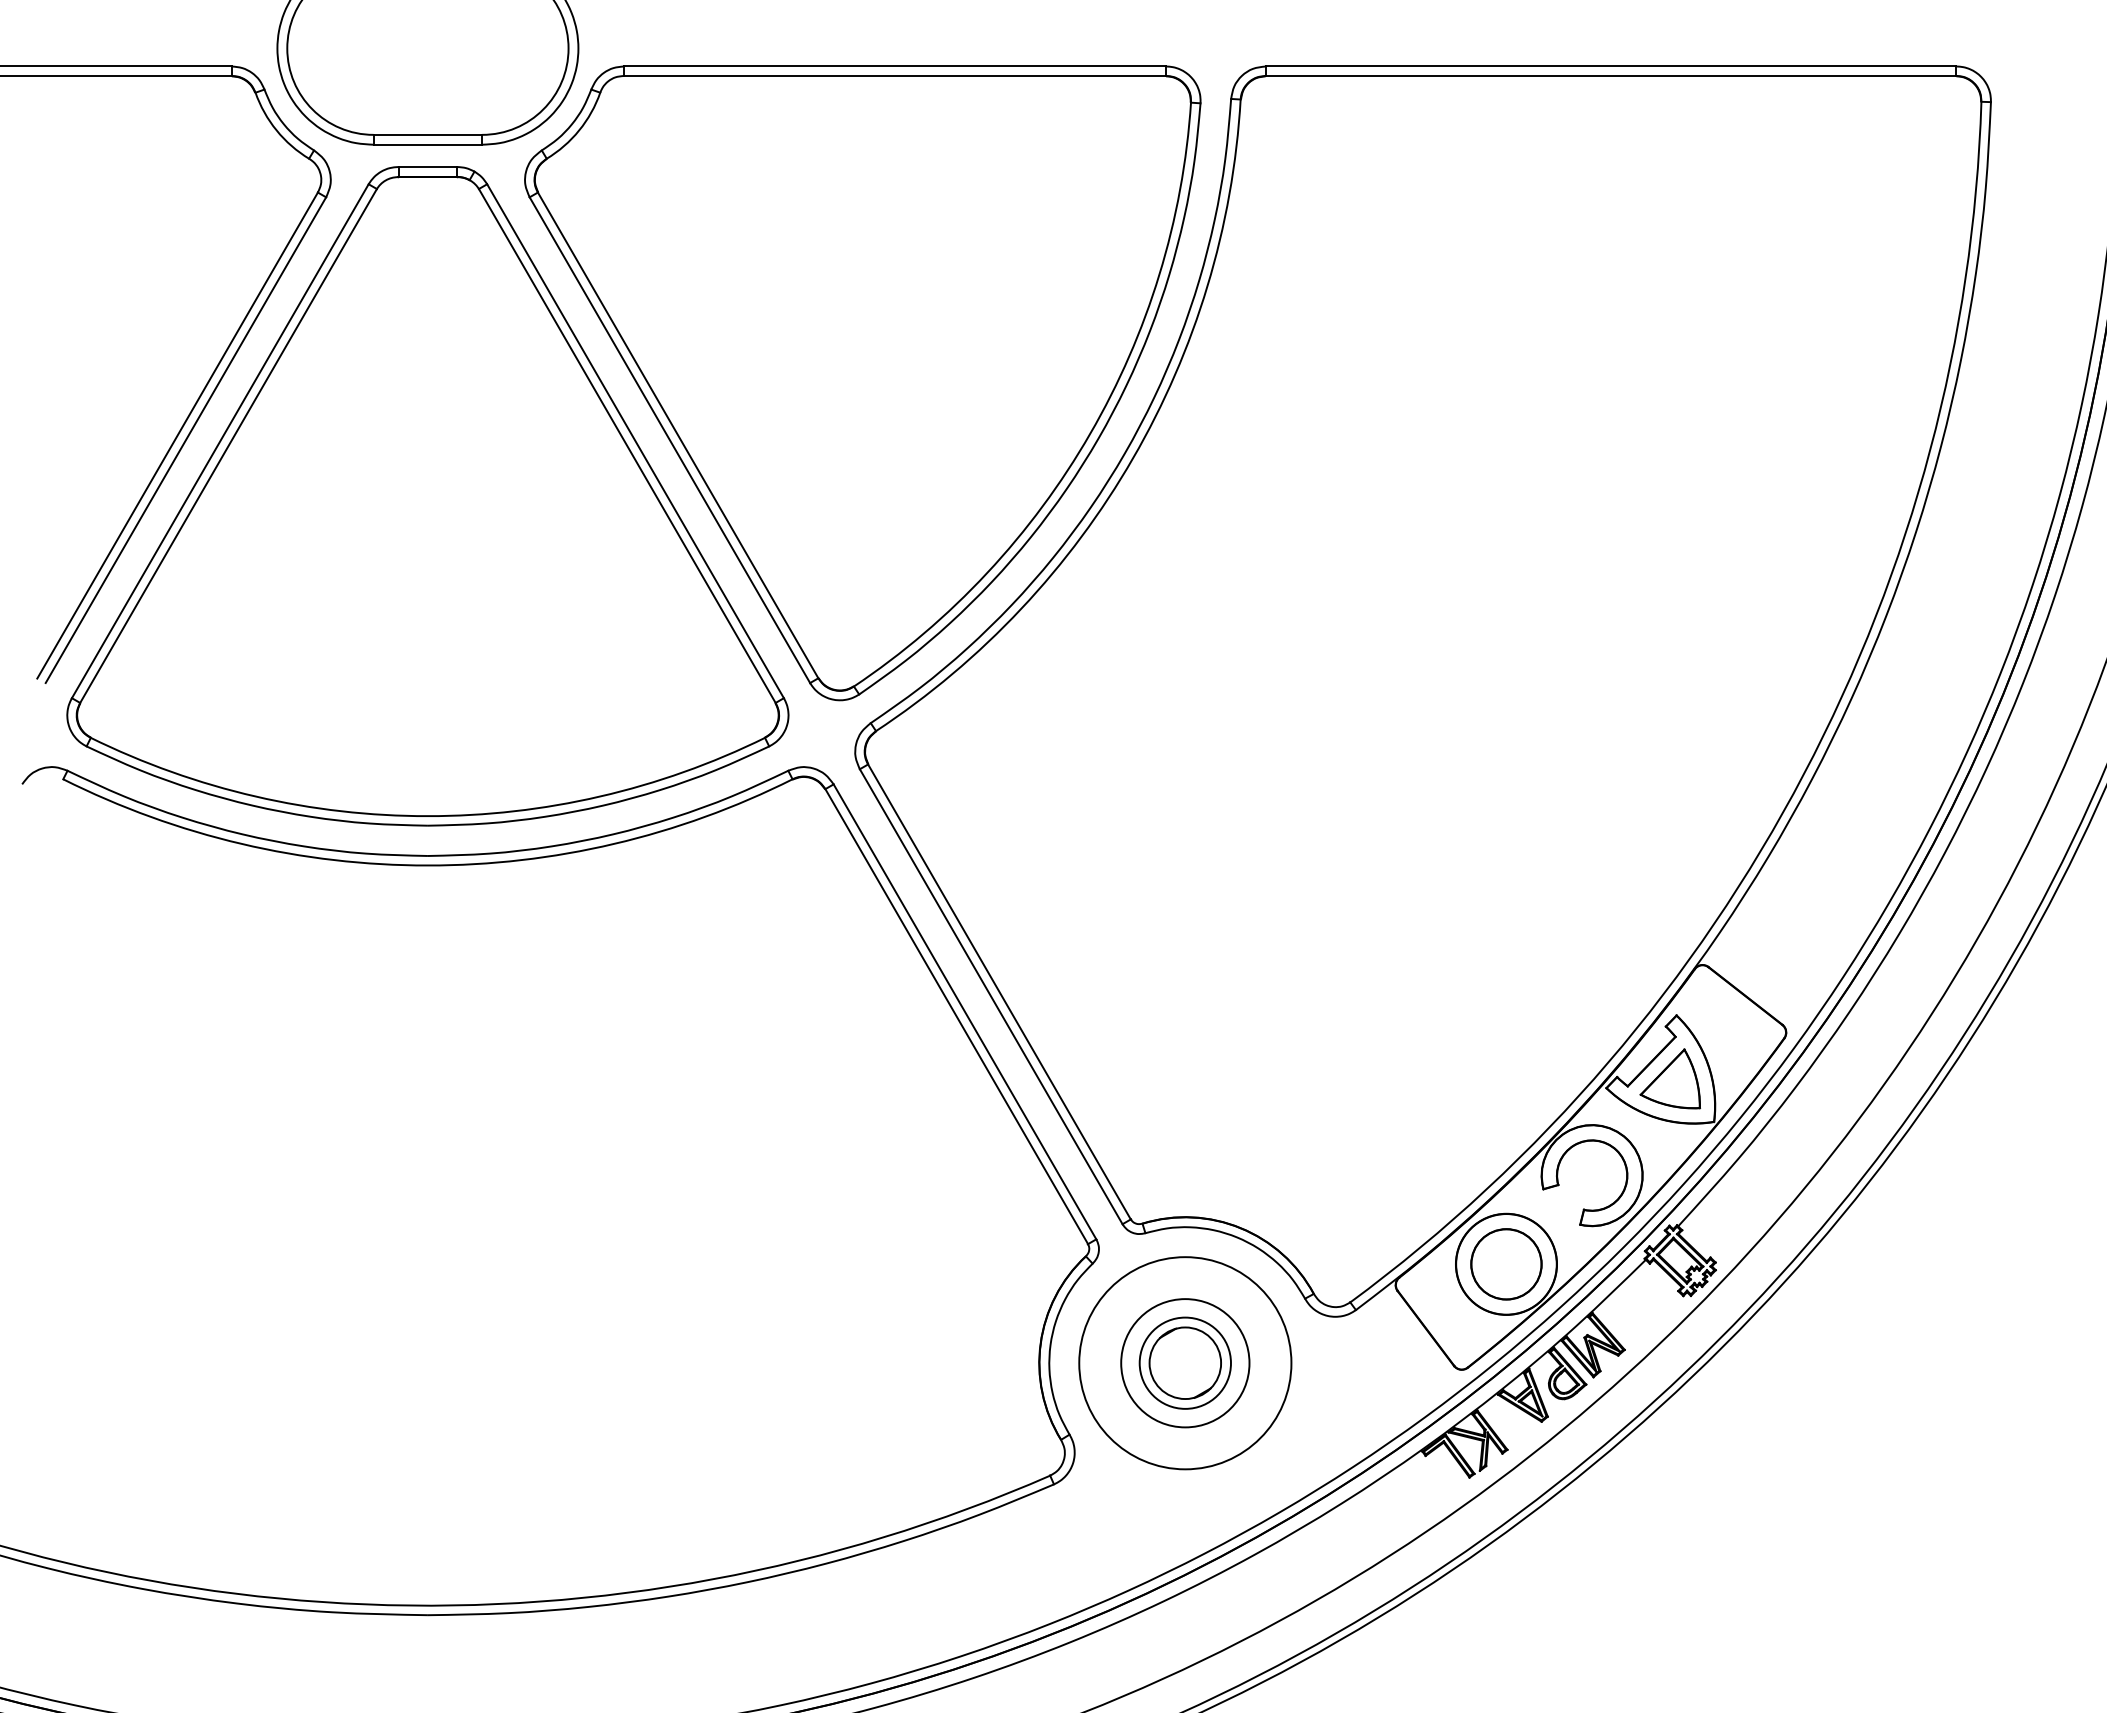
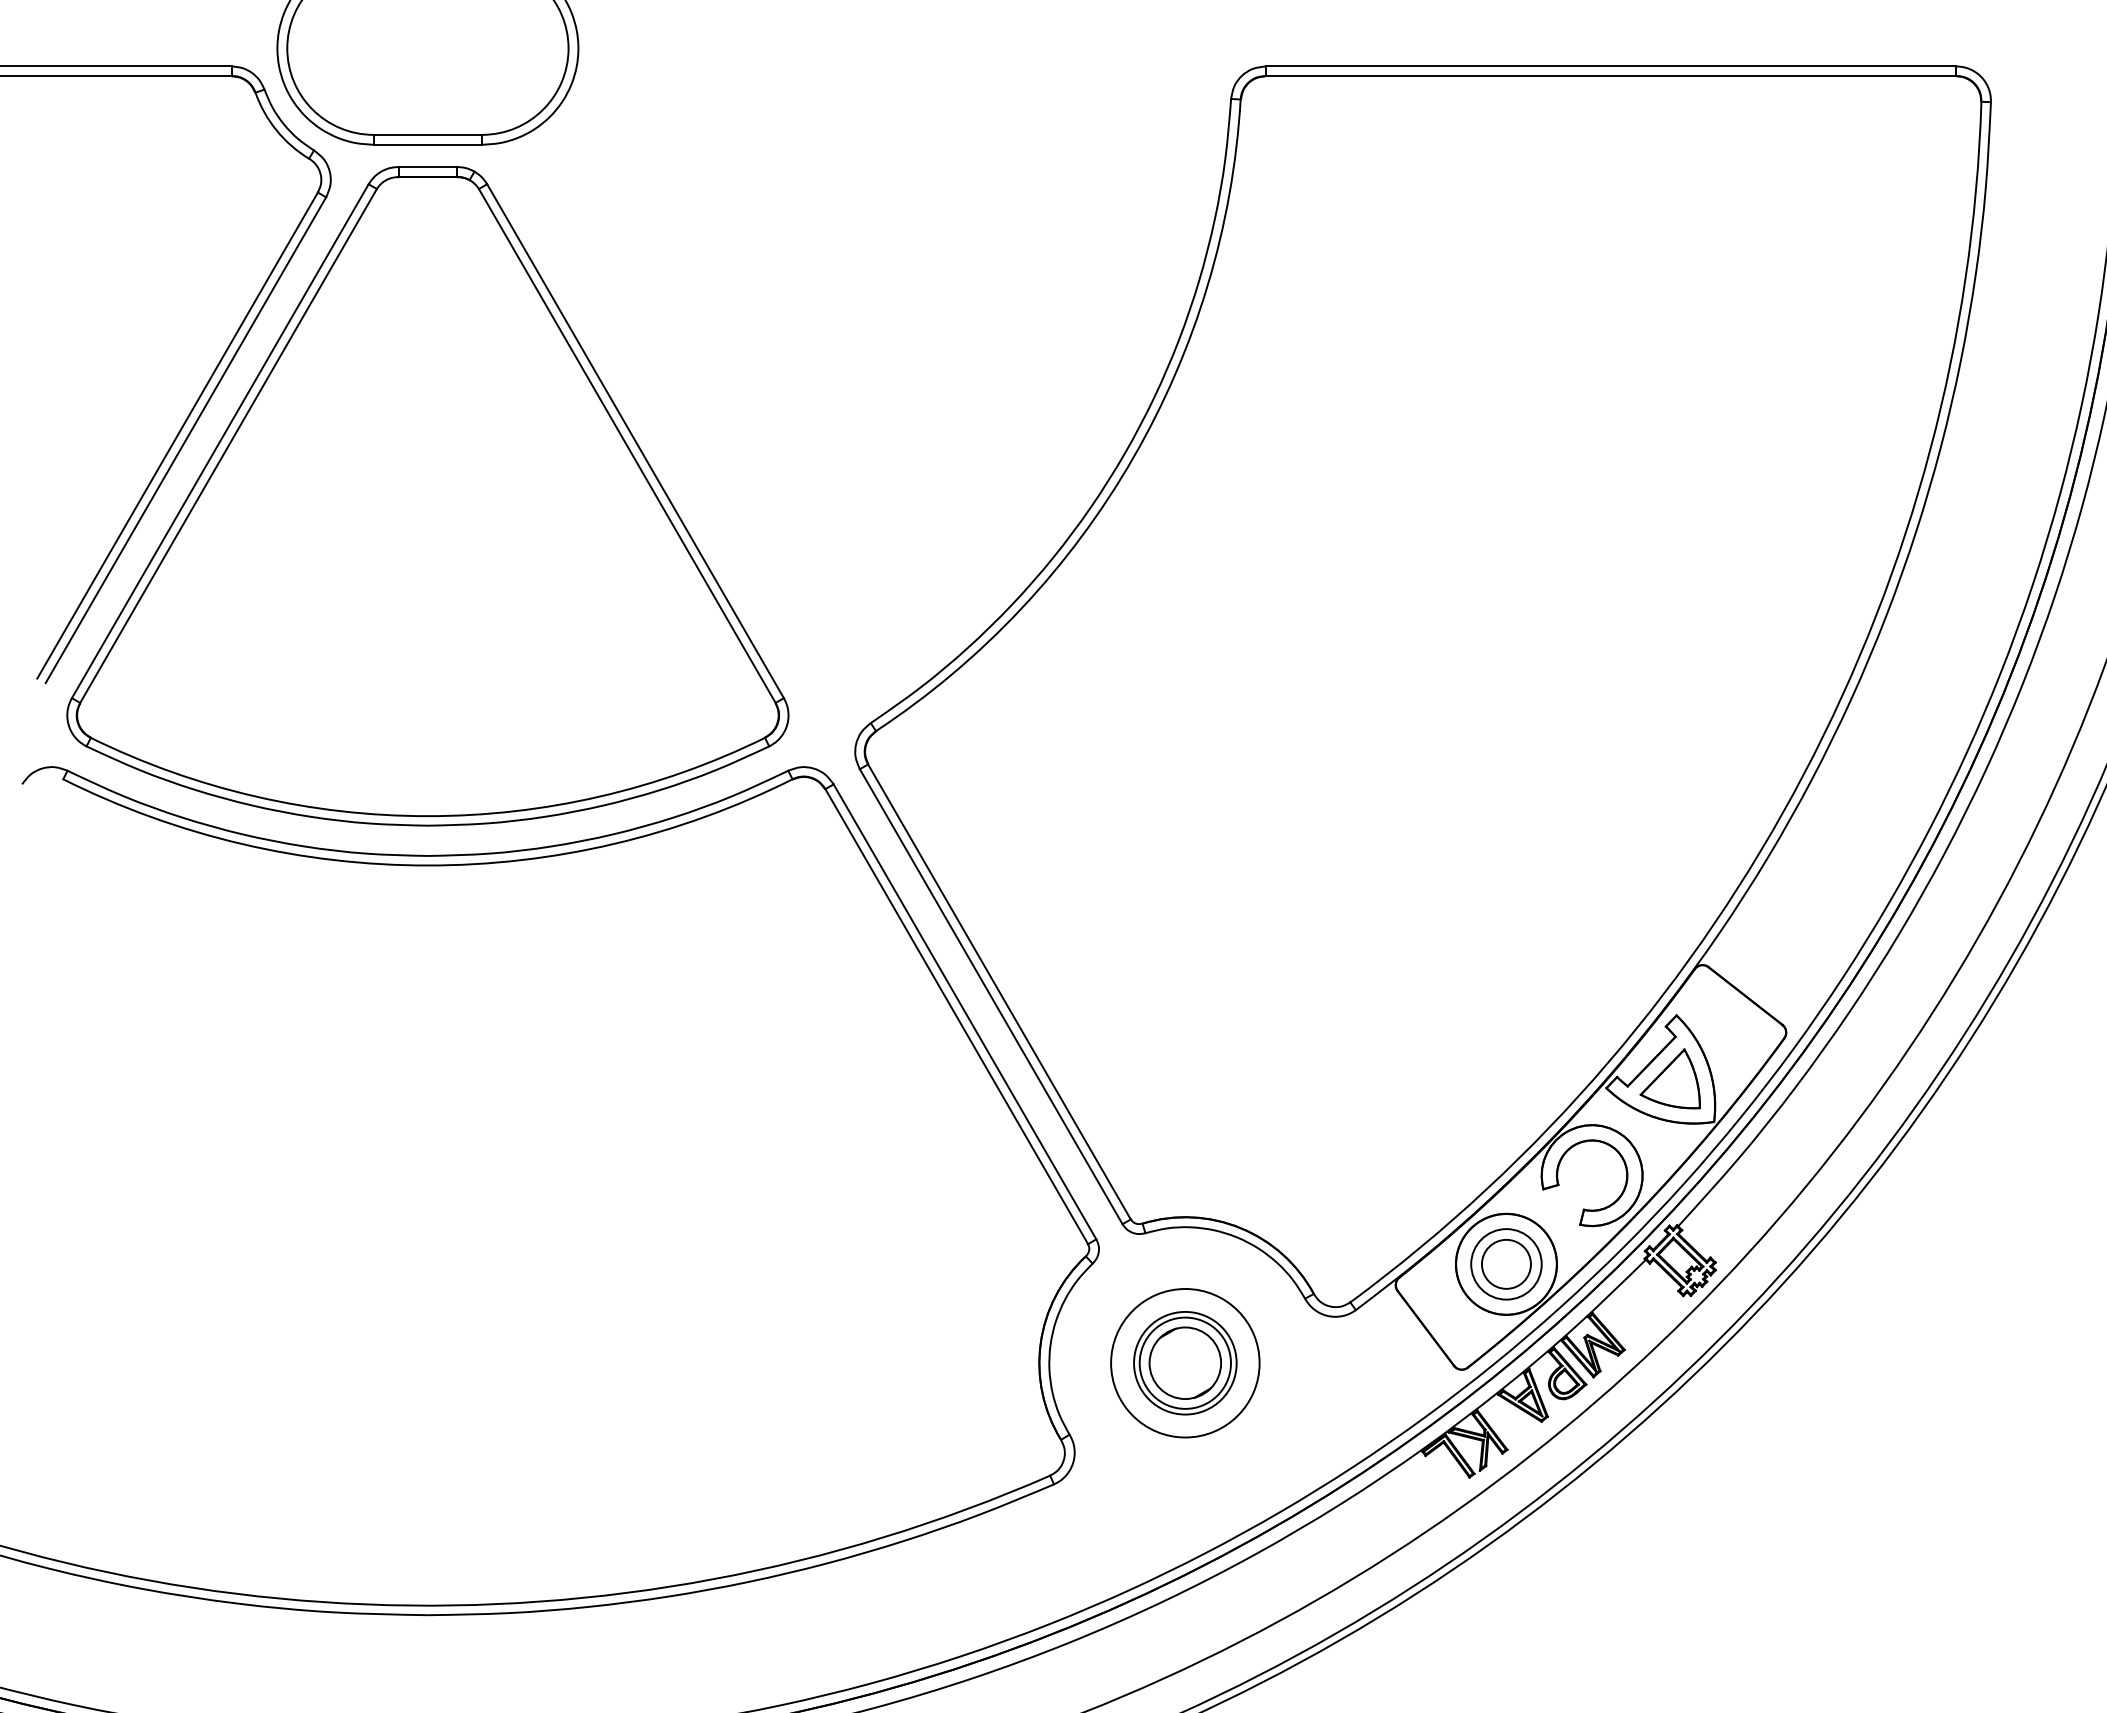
part: present -> none (862, 383)
circle diameter: 70 px -> 49 px (1505, 1263)
circle diameter: 128 px -> 103 px (1185, 1362)
circle diameter: 212 px -> 149 px (1185, 1362)
